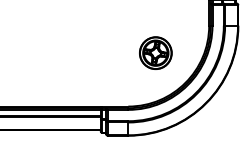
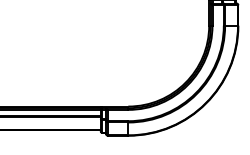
part: present -> none (155, 52)
